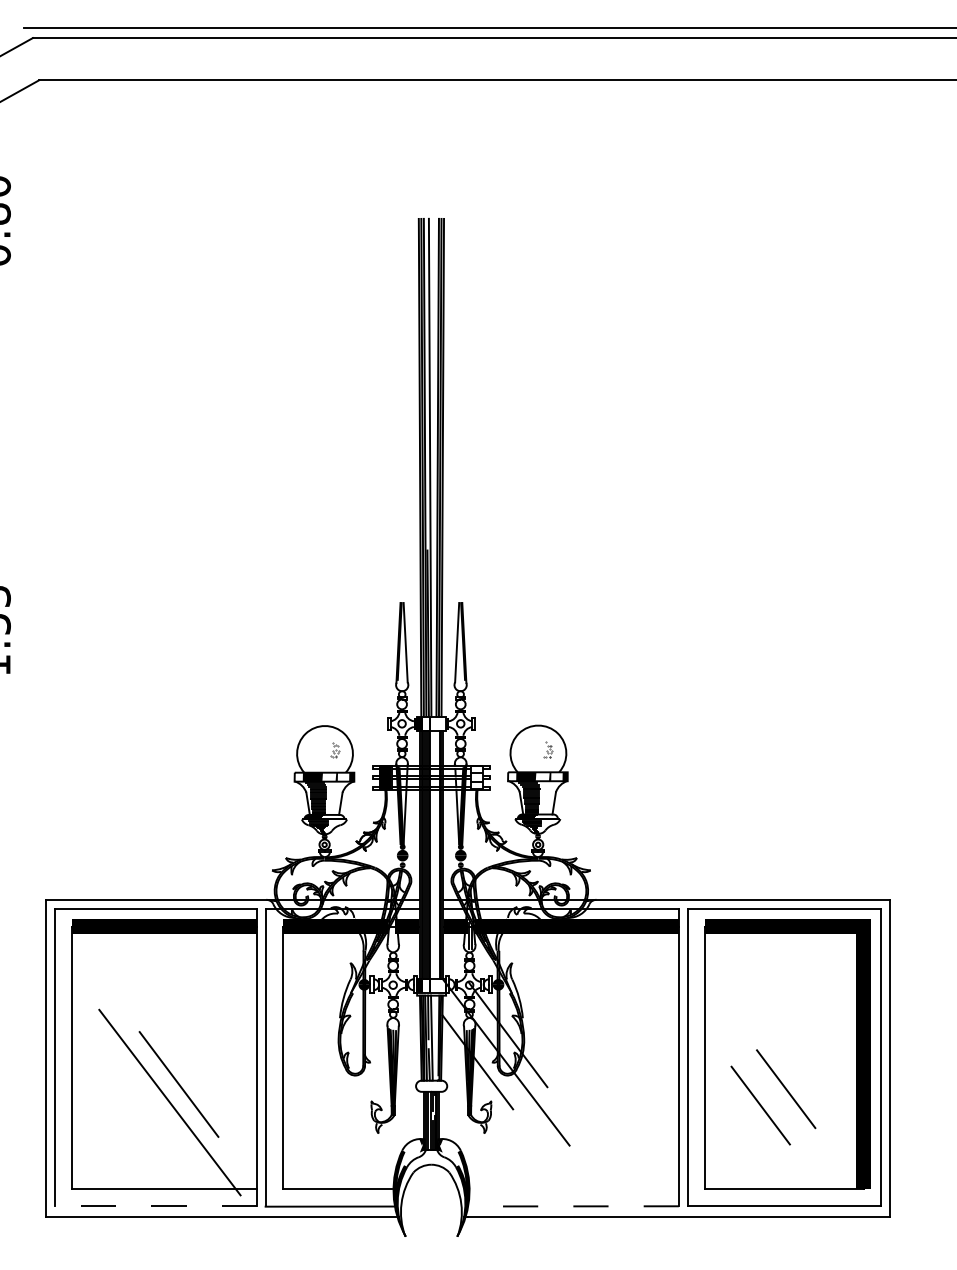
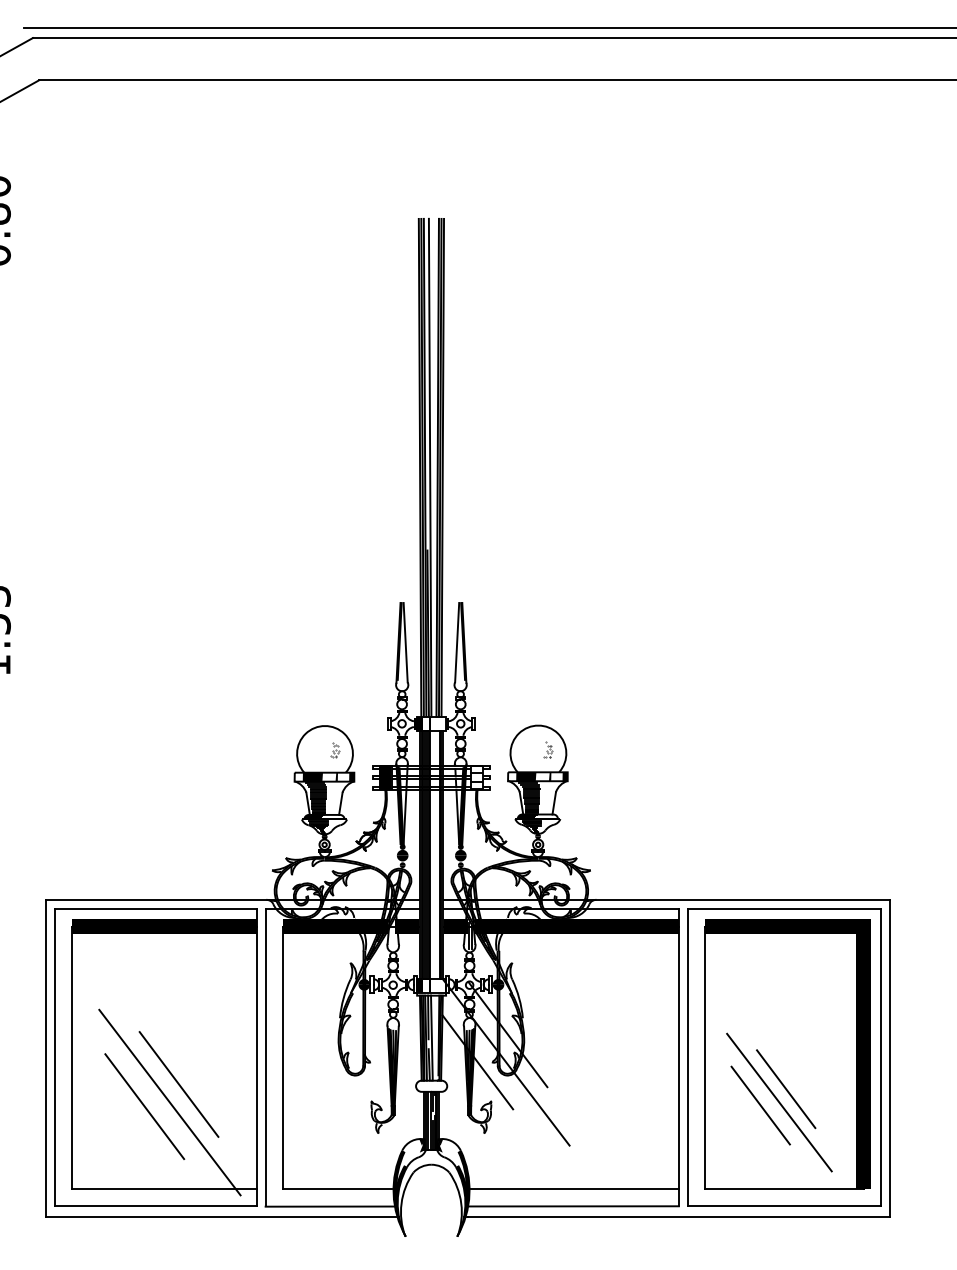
line: none -> present (779, 1102)
line: none -> present (144, 1106)
line: none -> present (574, 1188)
line: dashed -> solid (155, 1206)
line: dashed -> solid (573, 1206)
